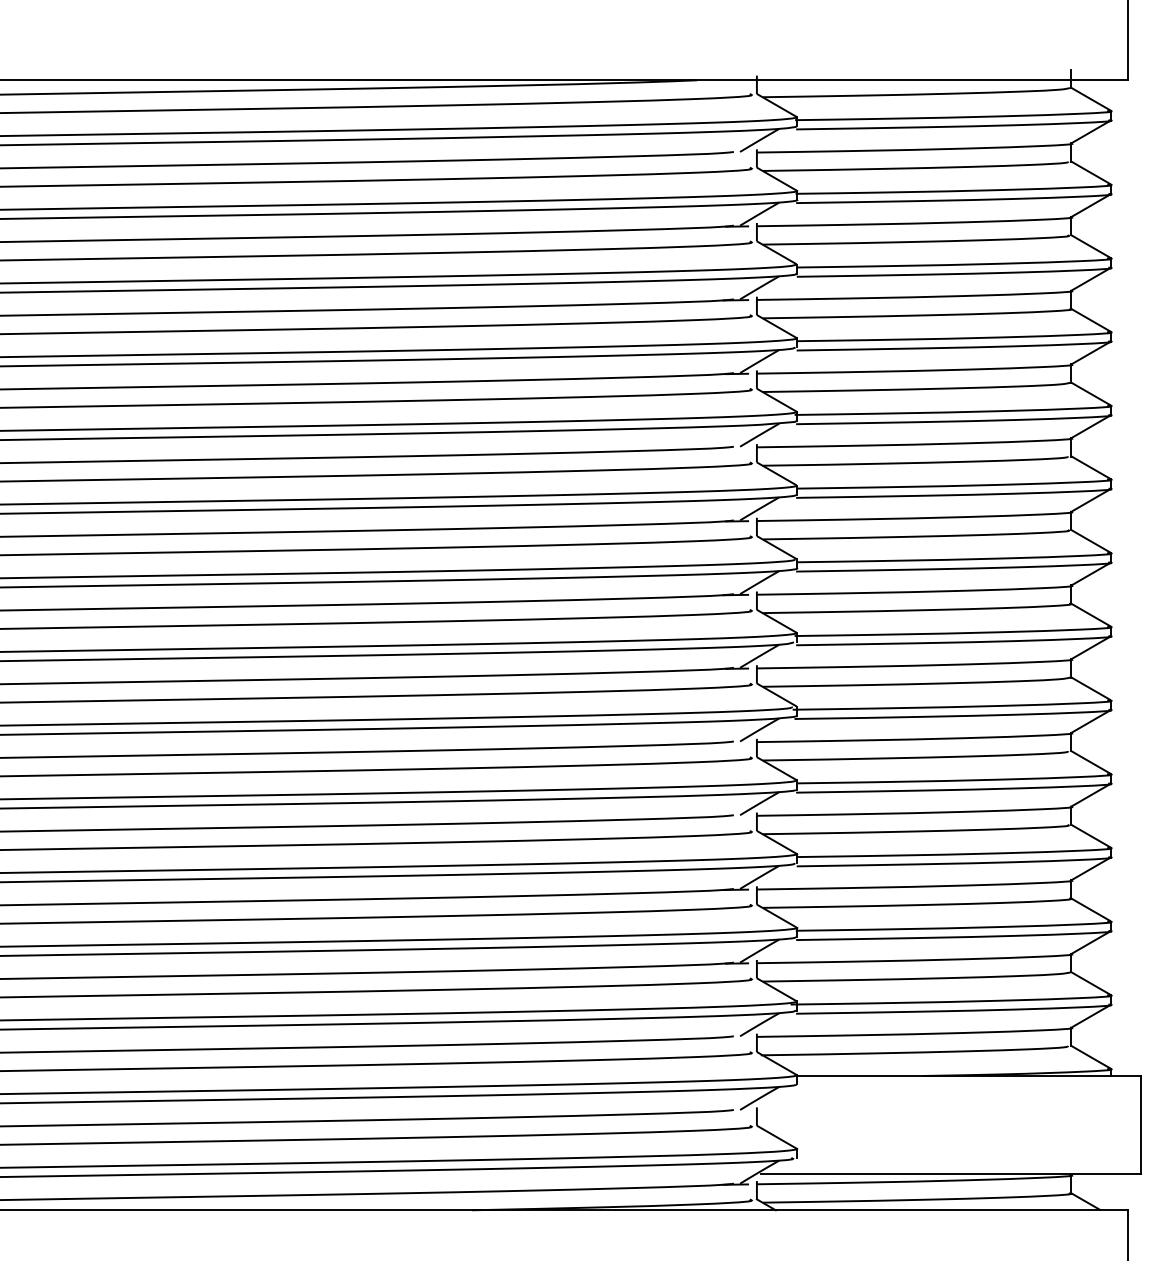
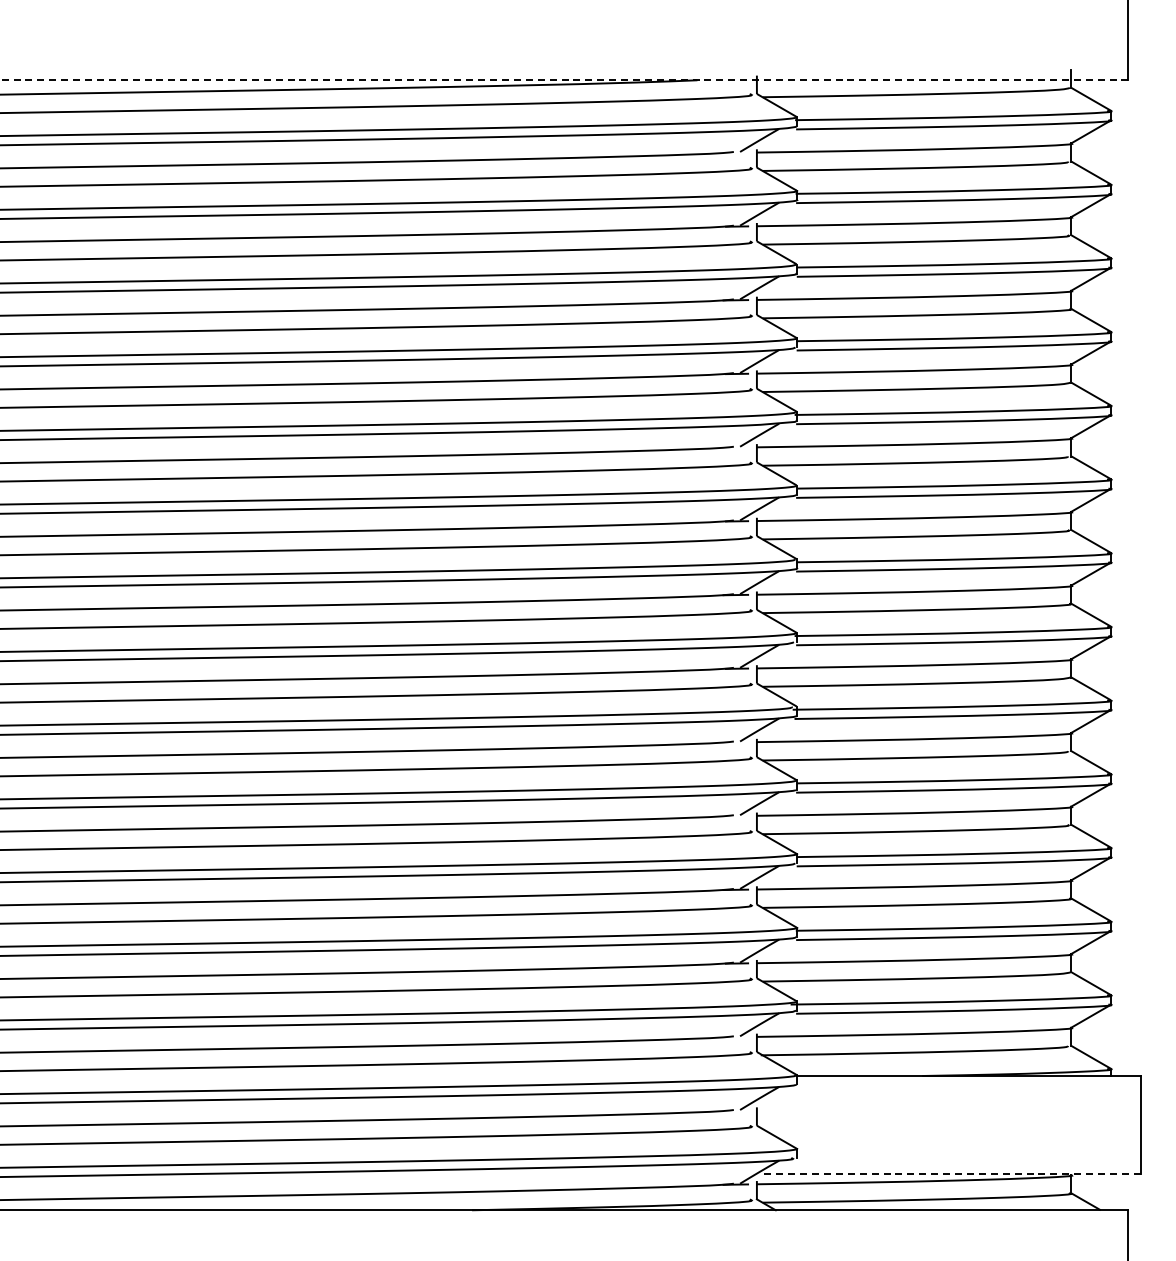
line: solid -> dashed (564, 80)
line: solid -> dashed (951, 1174)
